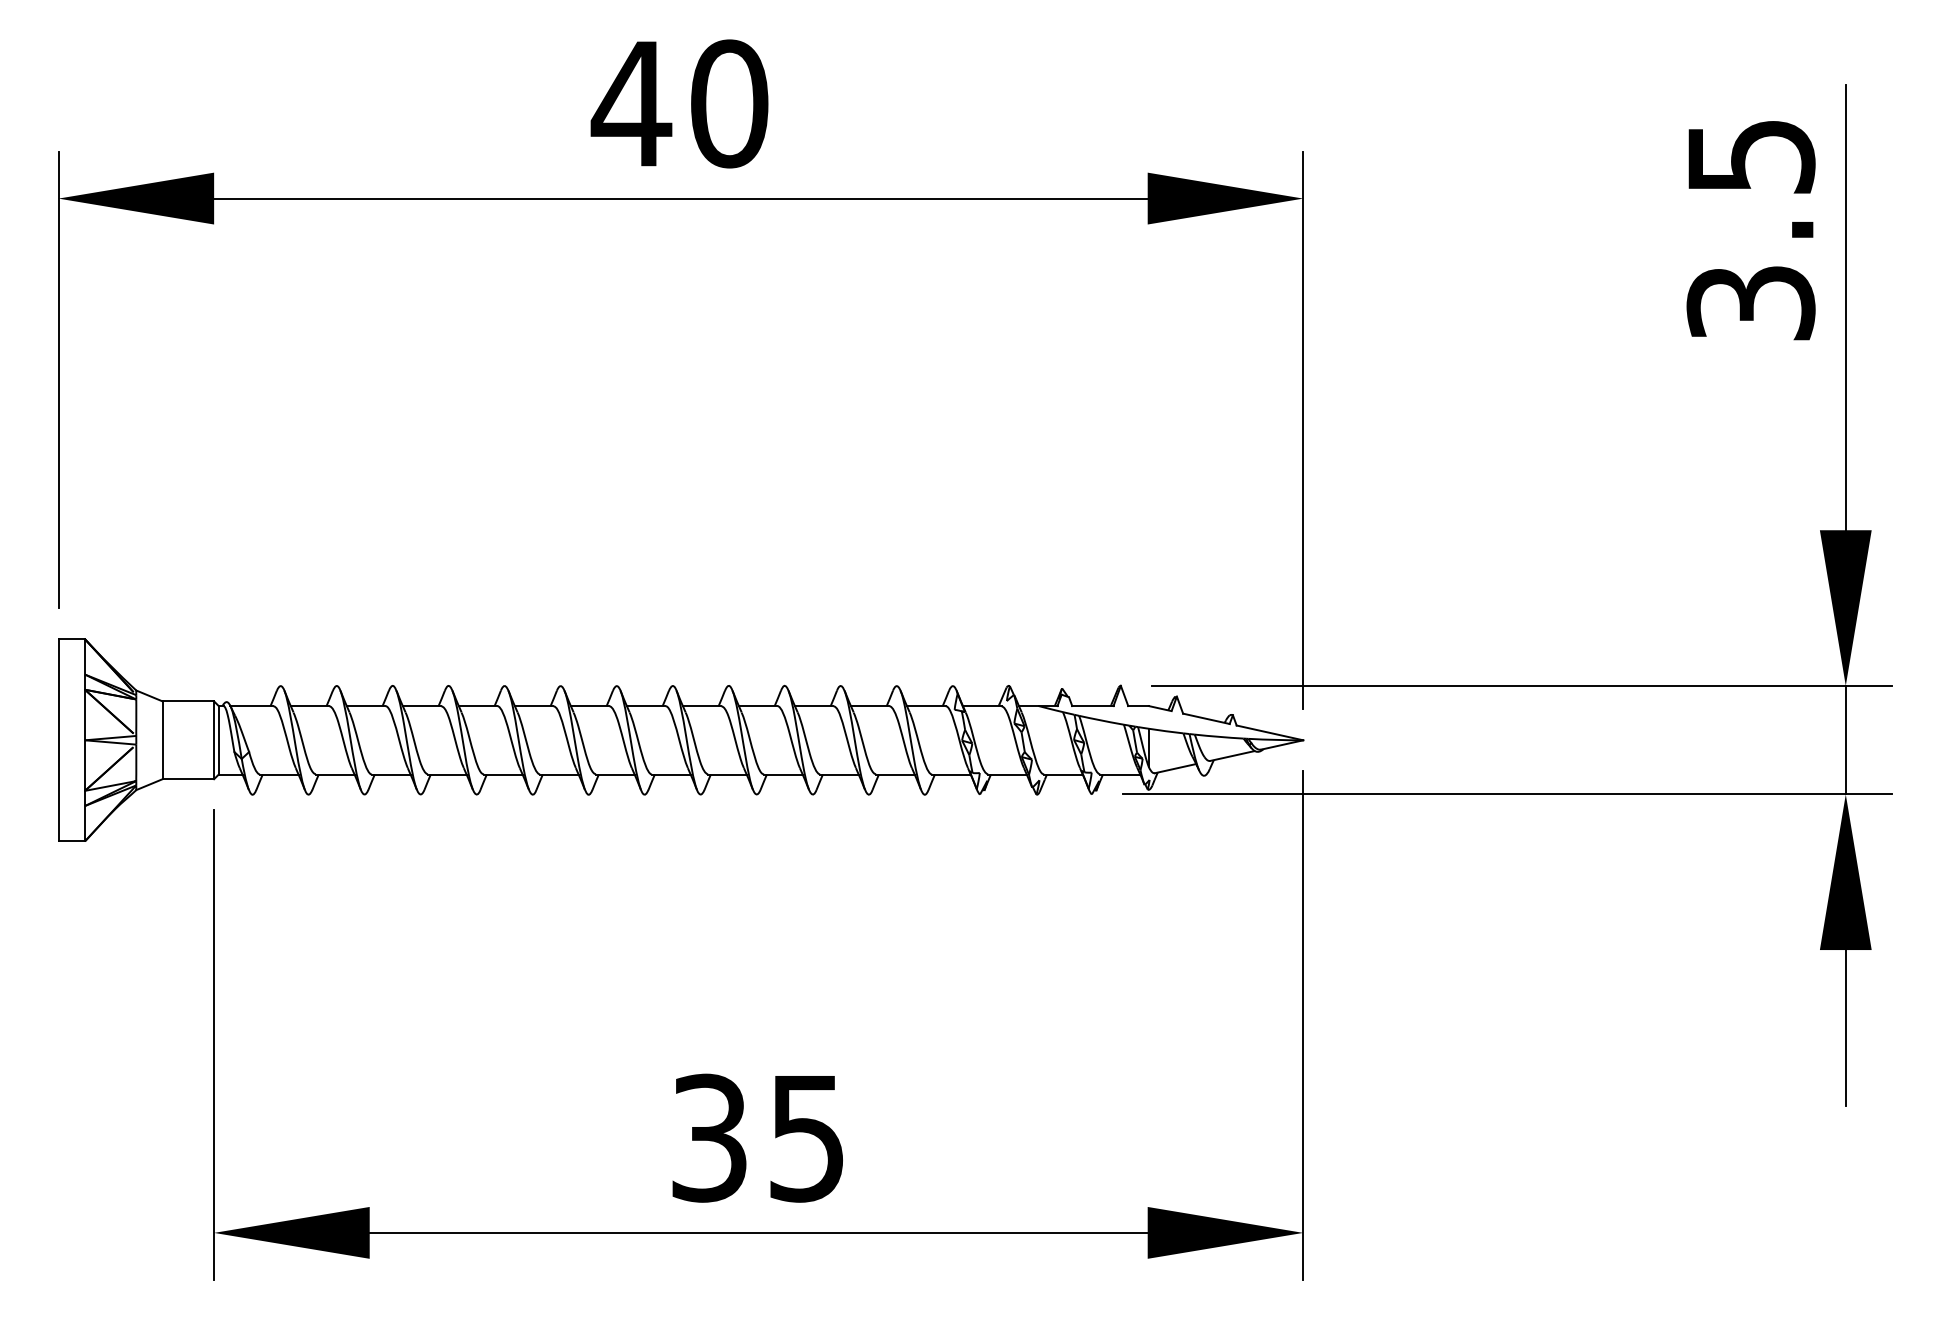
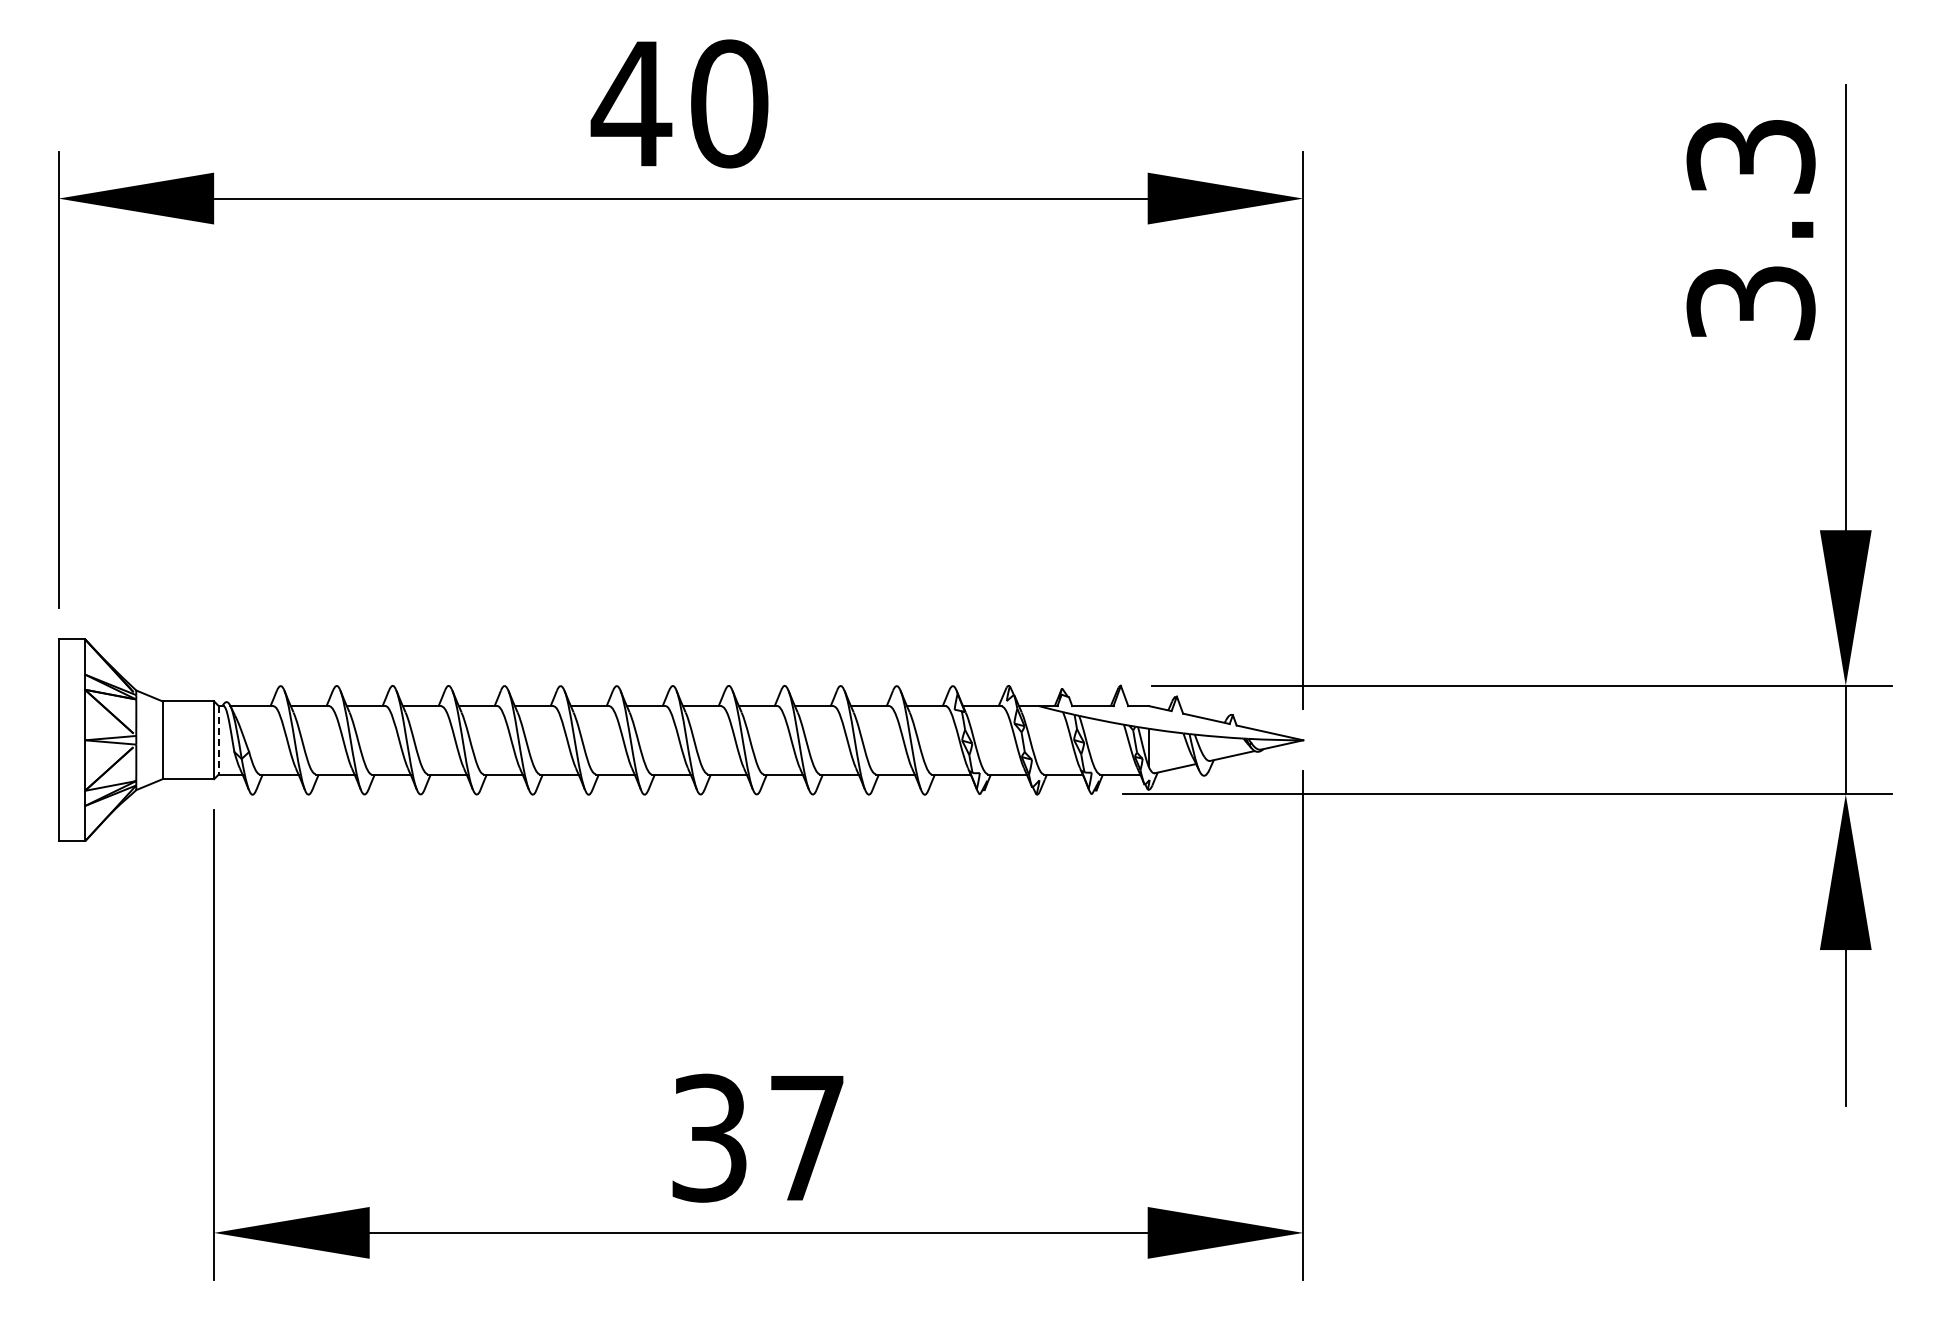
text: 3.5 -> 3.3 (1750, 156)
line: solid -> dashed (218, 740)
text: 35 -> 37 (806, 1139)
